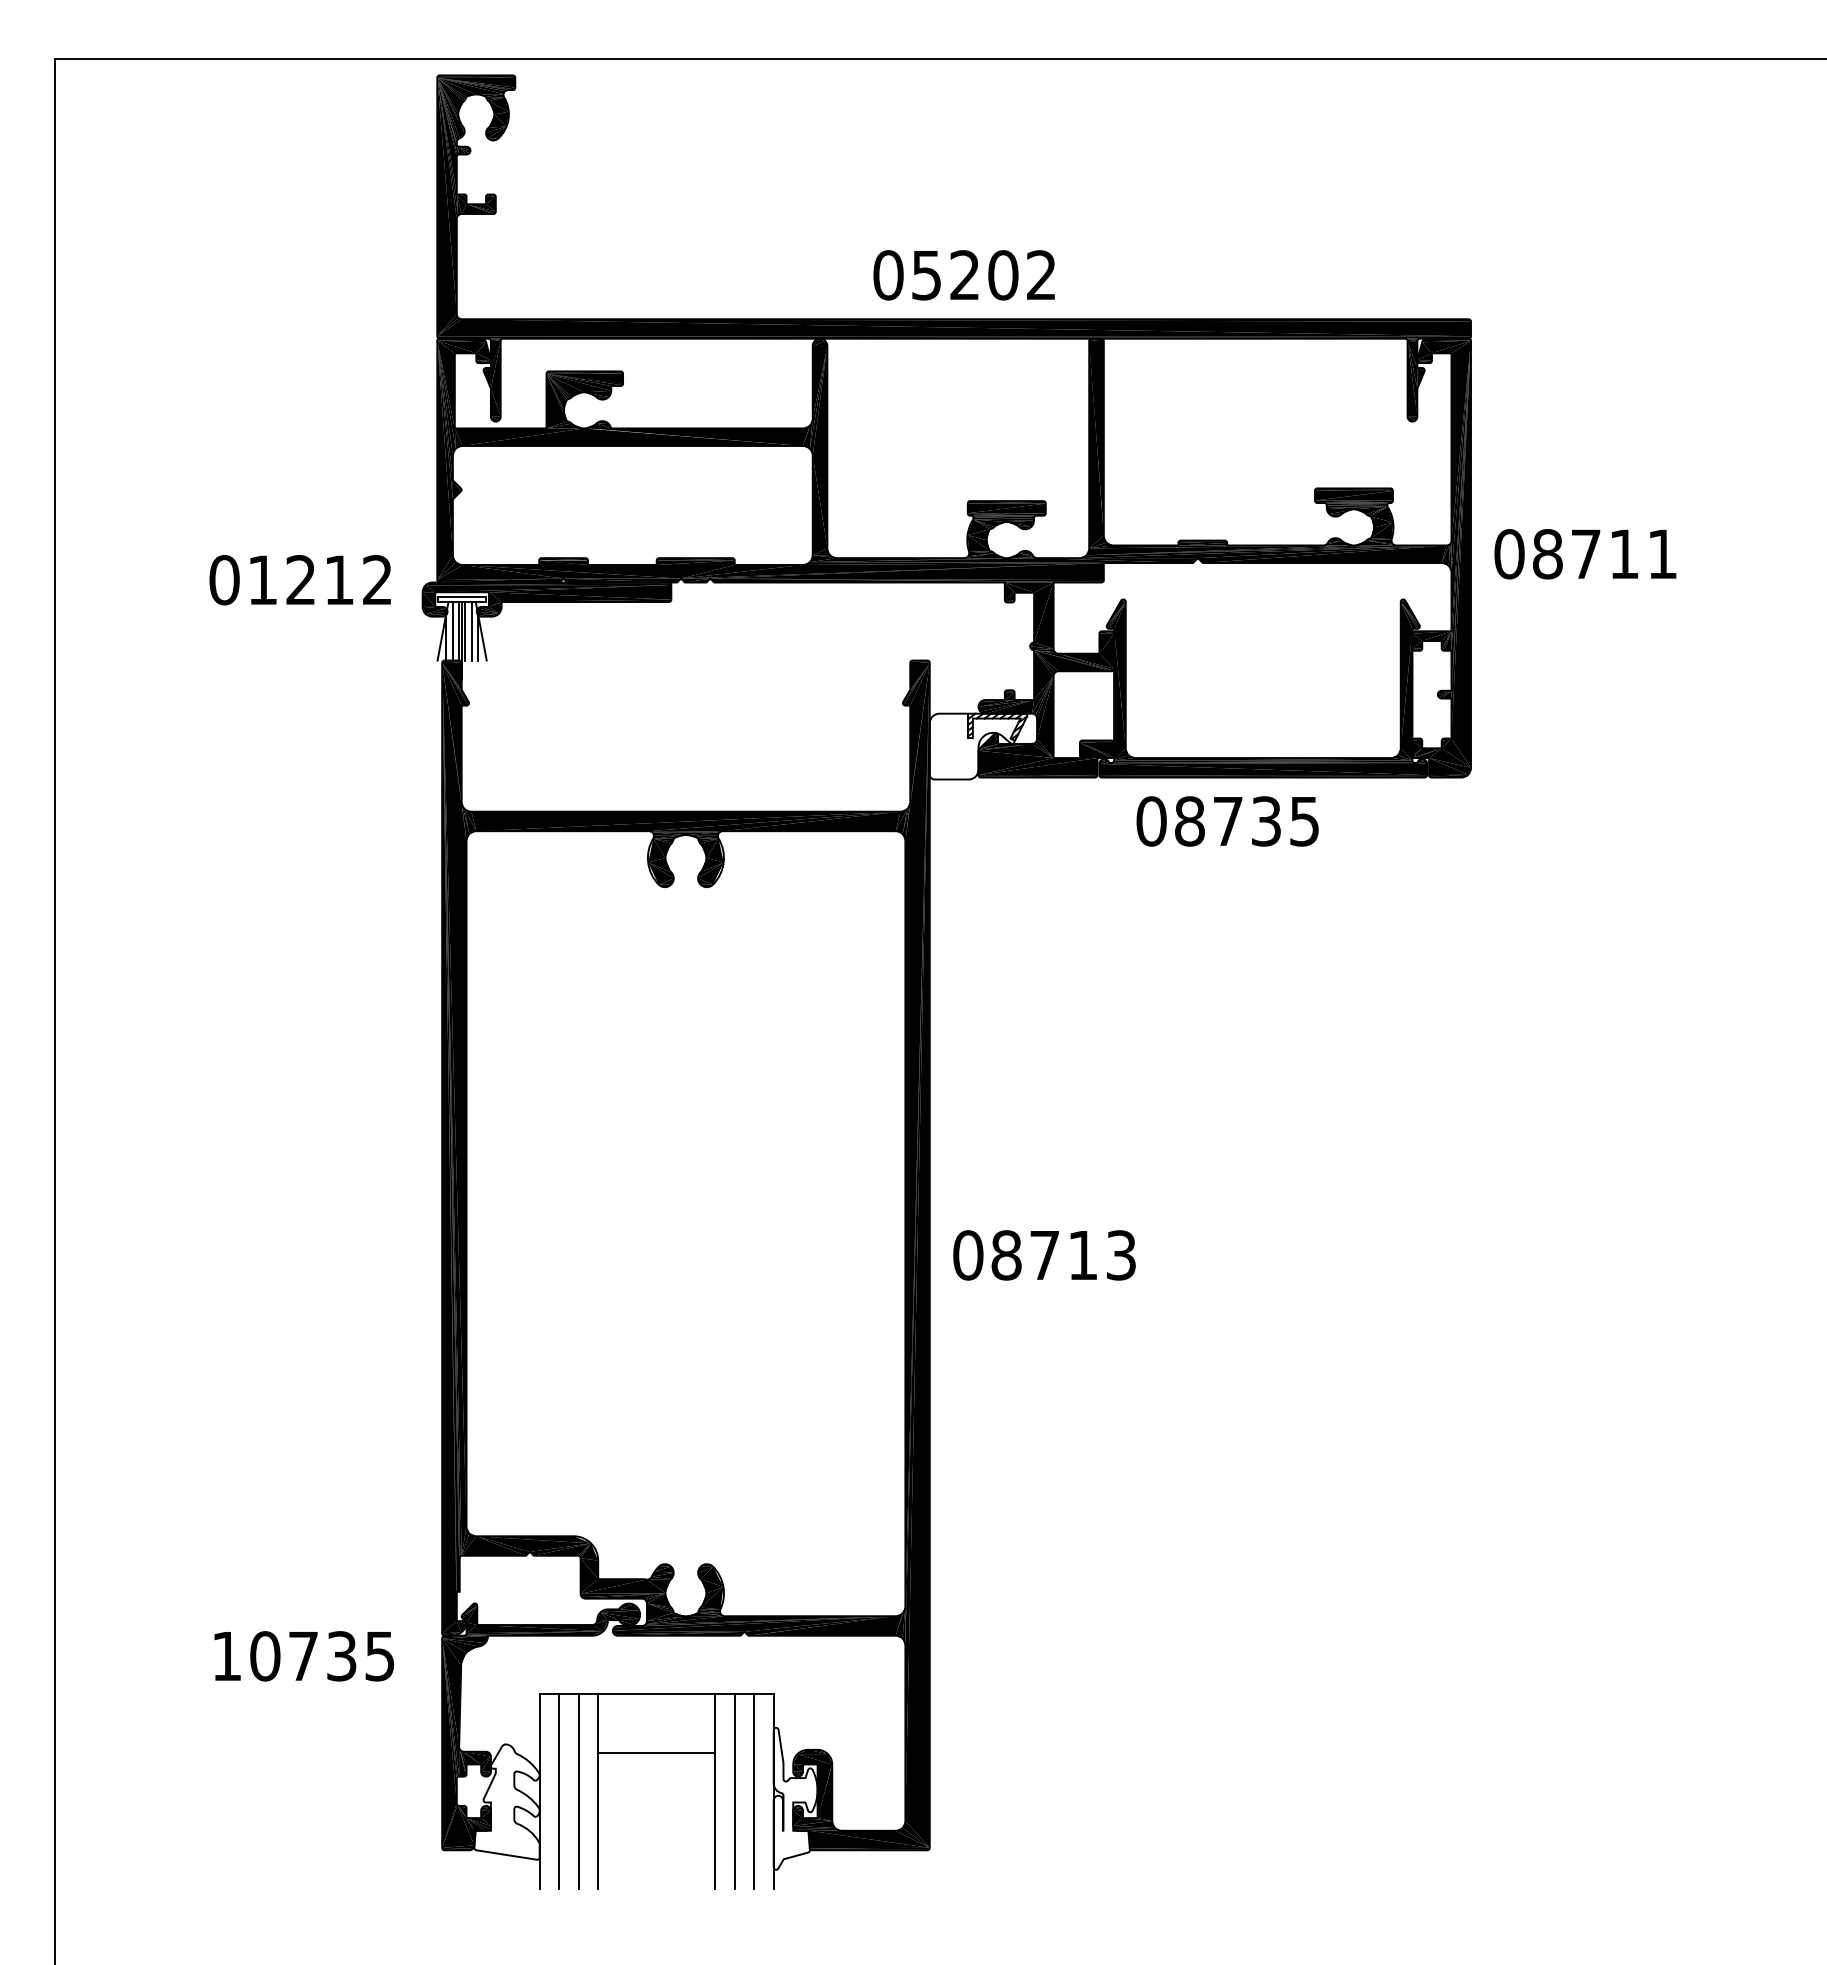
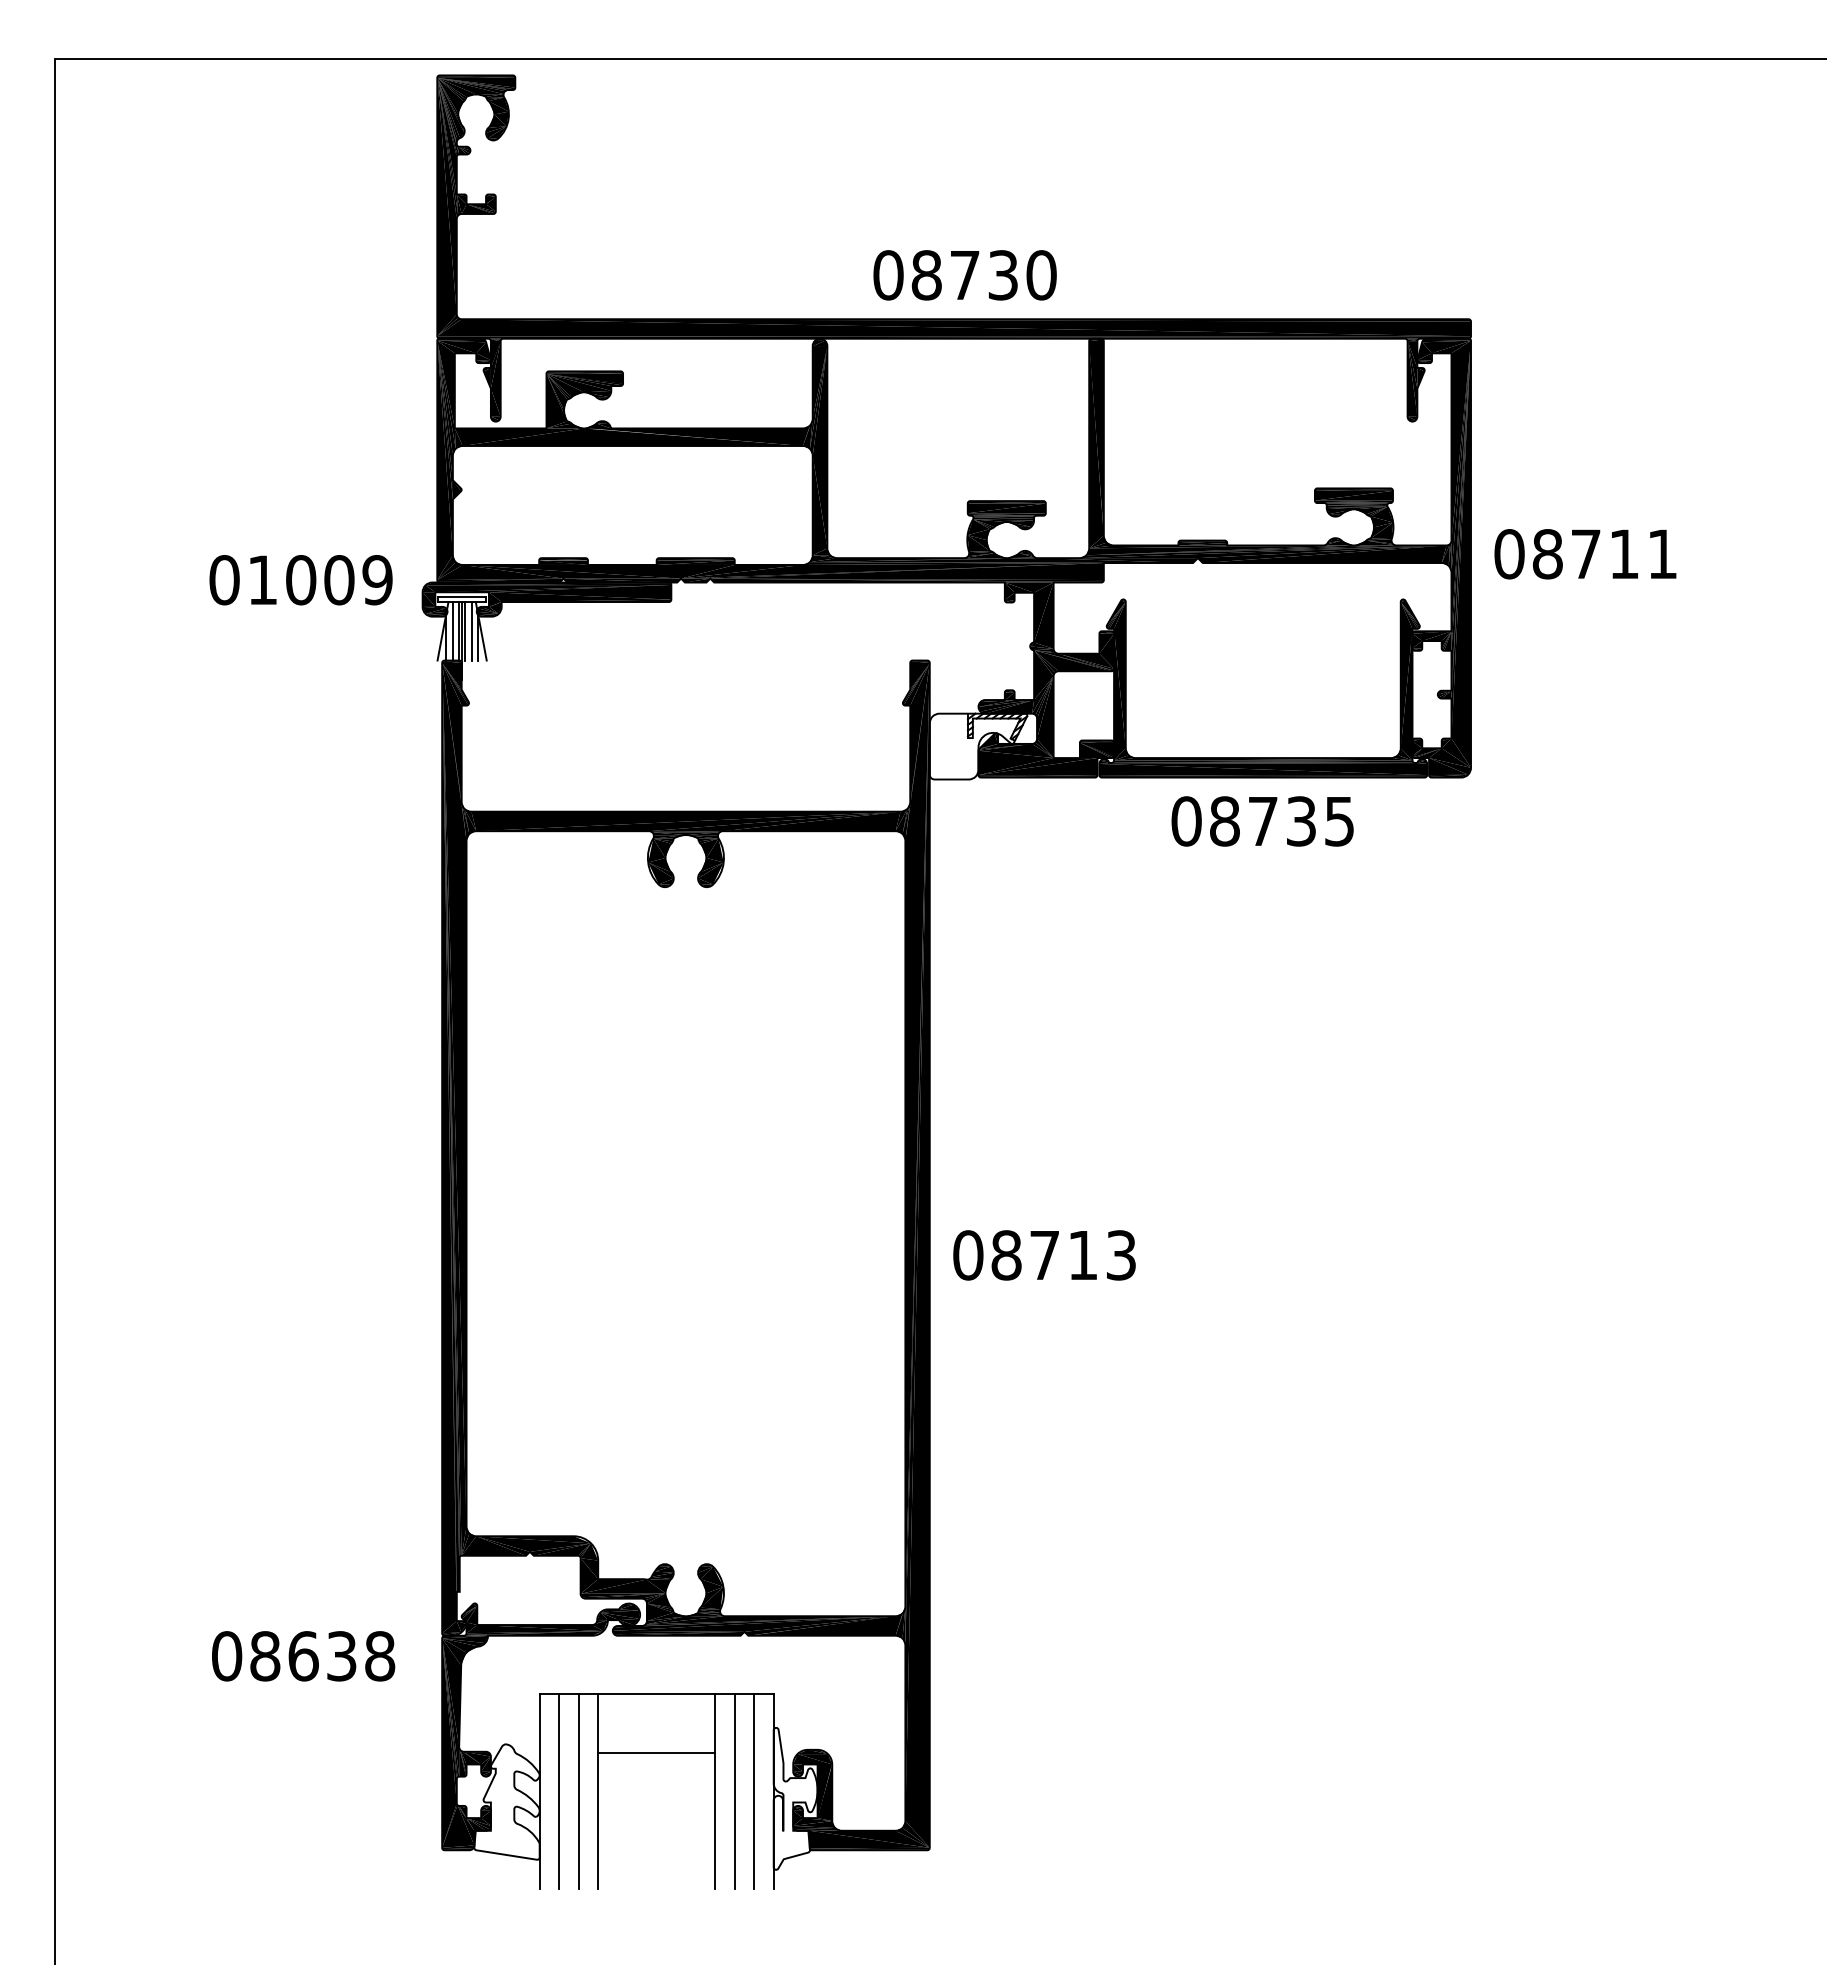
text: 05202 -> 08730 (983, 275)
text: 01212 -> 01009 (339, 580)
text position: (1227, 821) -> (1262, 821) (1262, 821)
text: 10735 -> 08638 (303, 1656)
